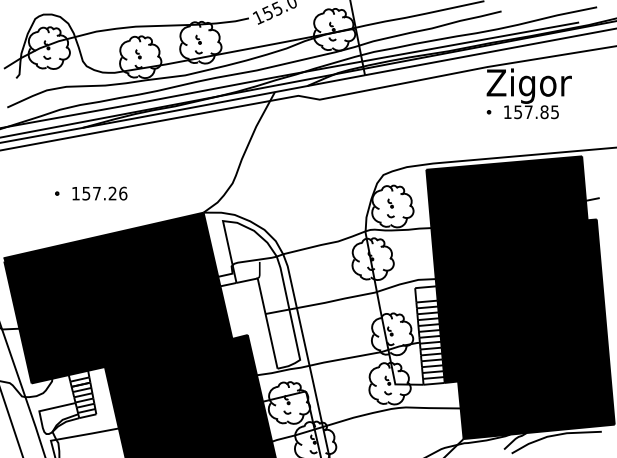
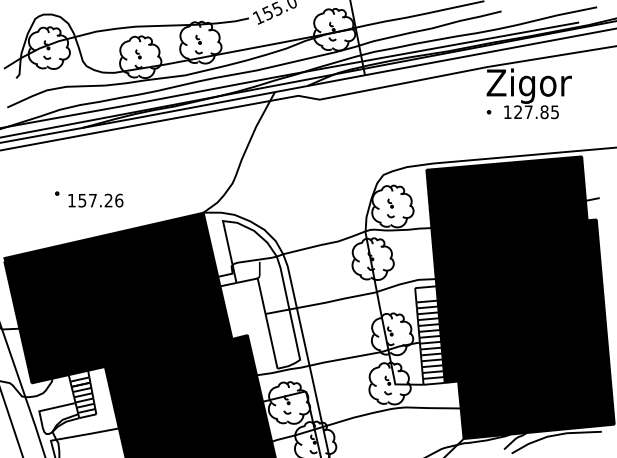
text: 157.85 -> 127.85 (518, 112)
text position: (99, 193) -> (95, 200) (95, 200)
